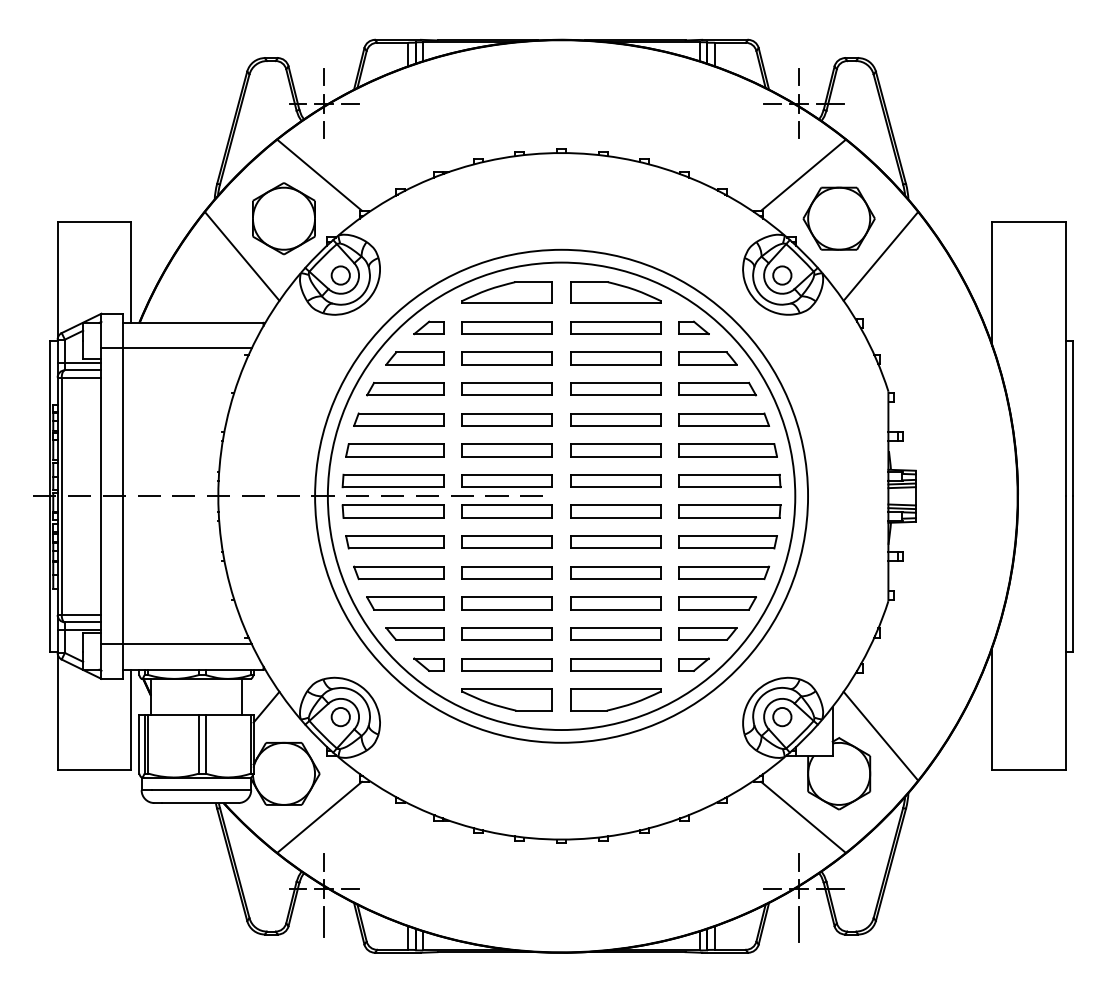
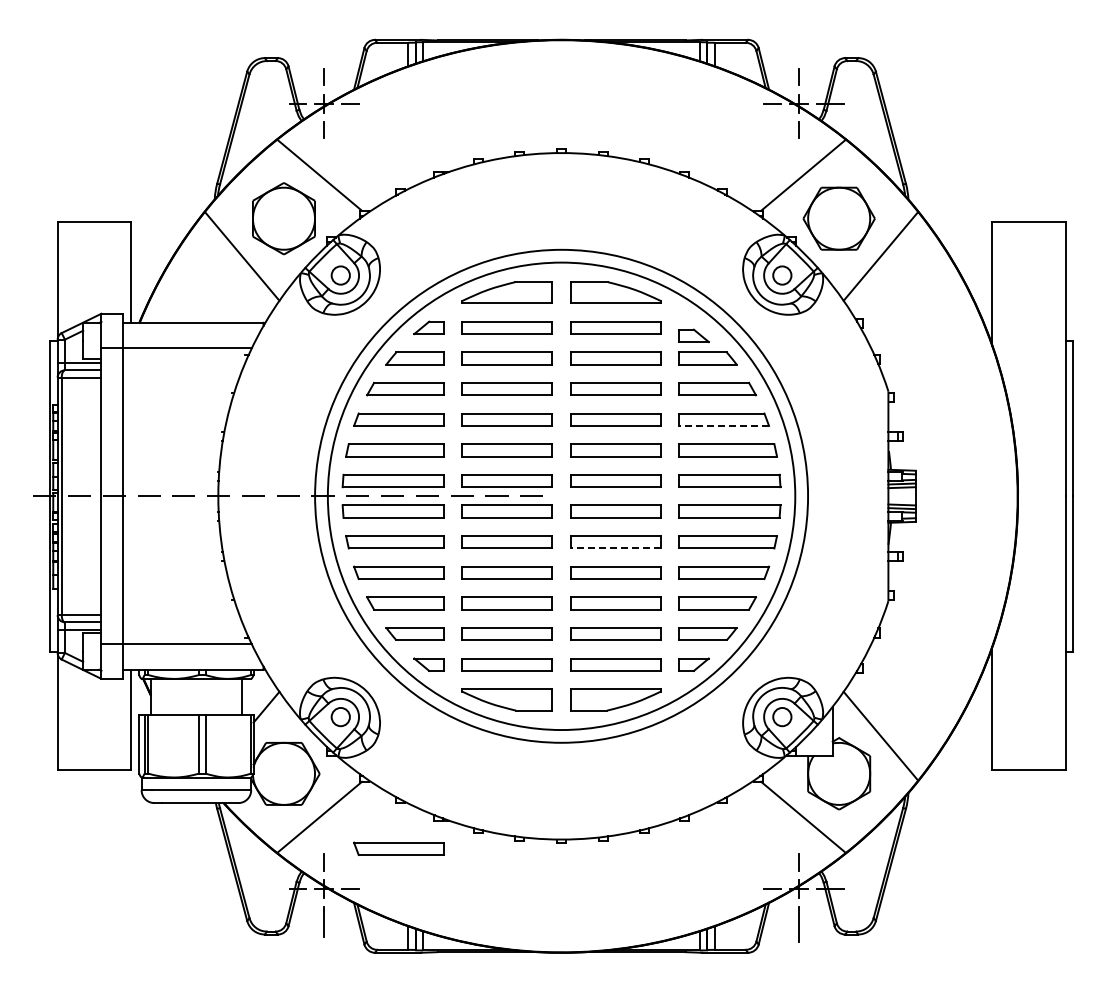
part position: (693, 327) -> (693, 335) (693, 335)
line: solid -> dashed (724, 425)
line: solid -> dashed (615, 548)
part: none -> present (398, 848)
